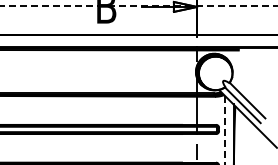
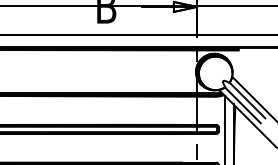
line: dashed -> solid (138, 5)
line: none -> present (253, 97)
line: dashed -> solid (225, 130)
